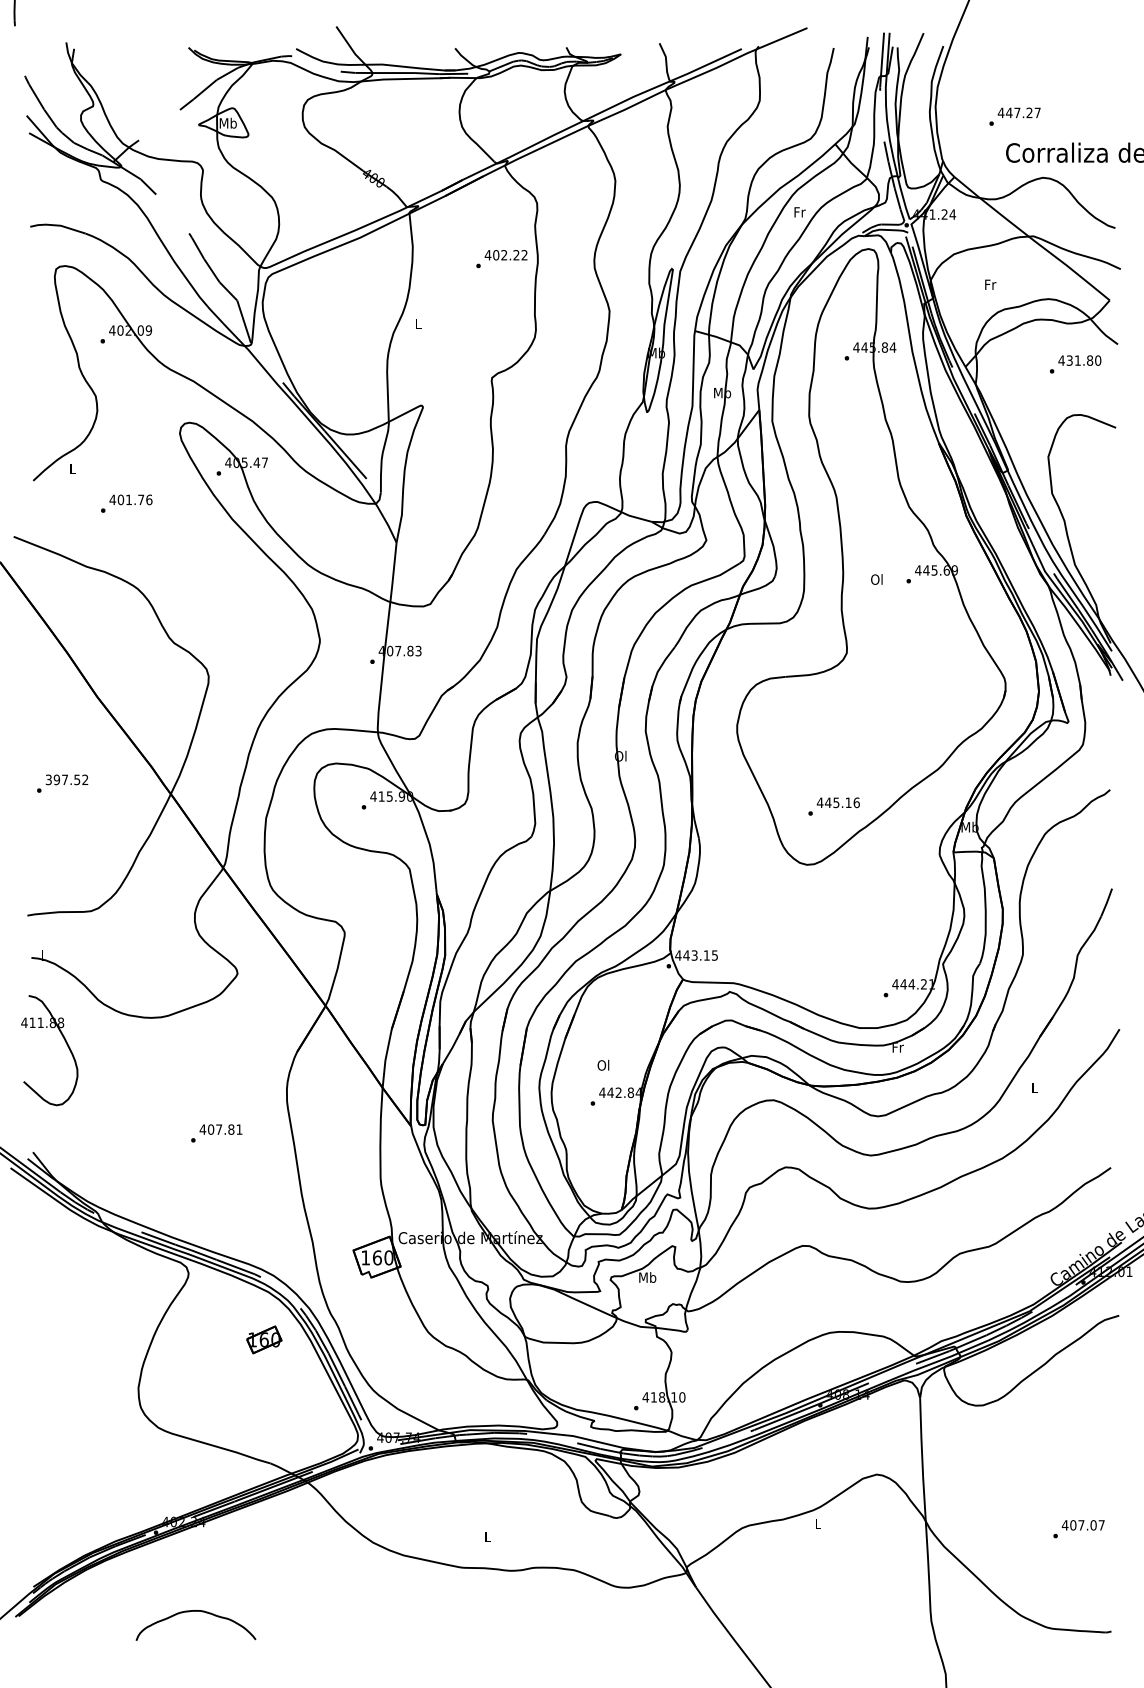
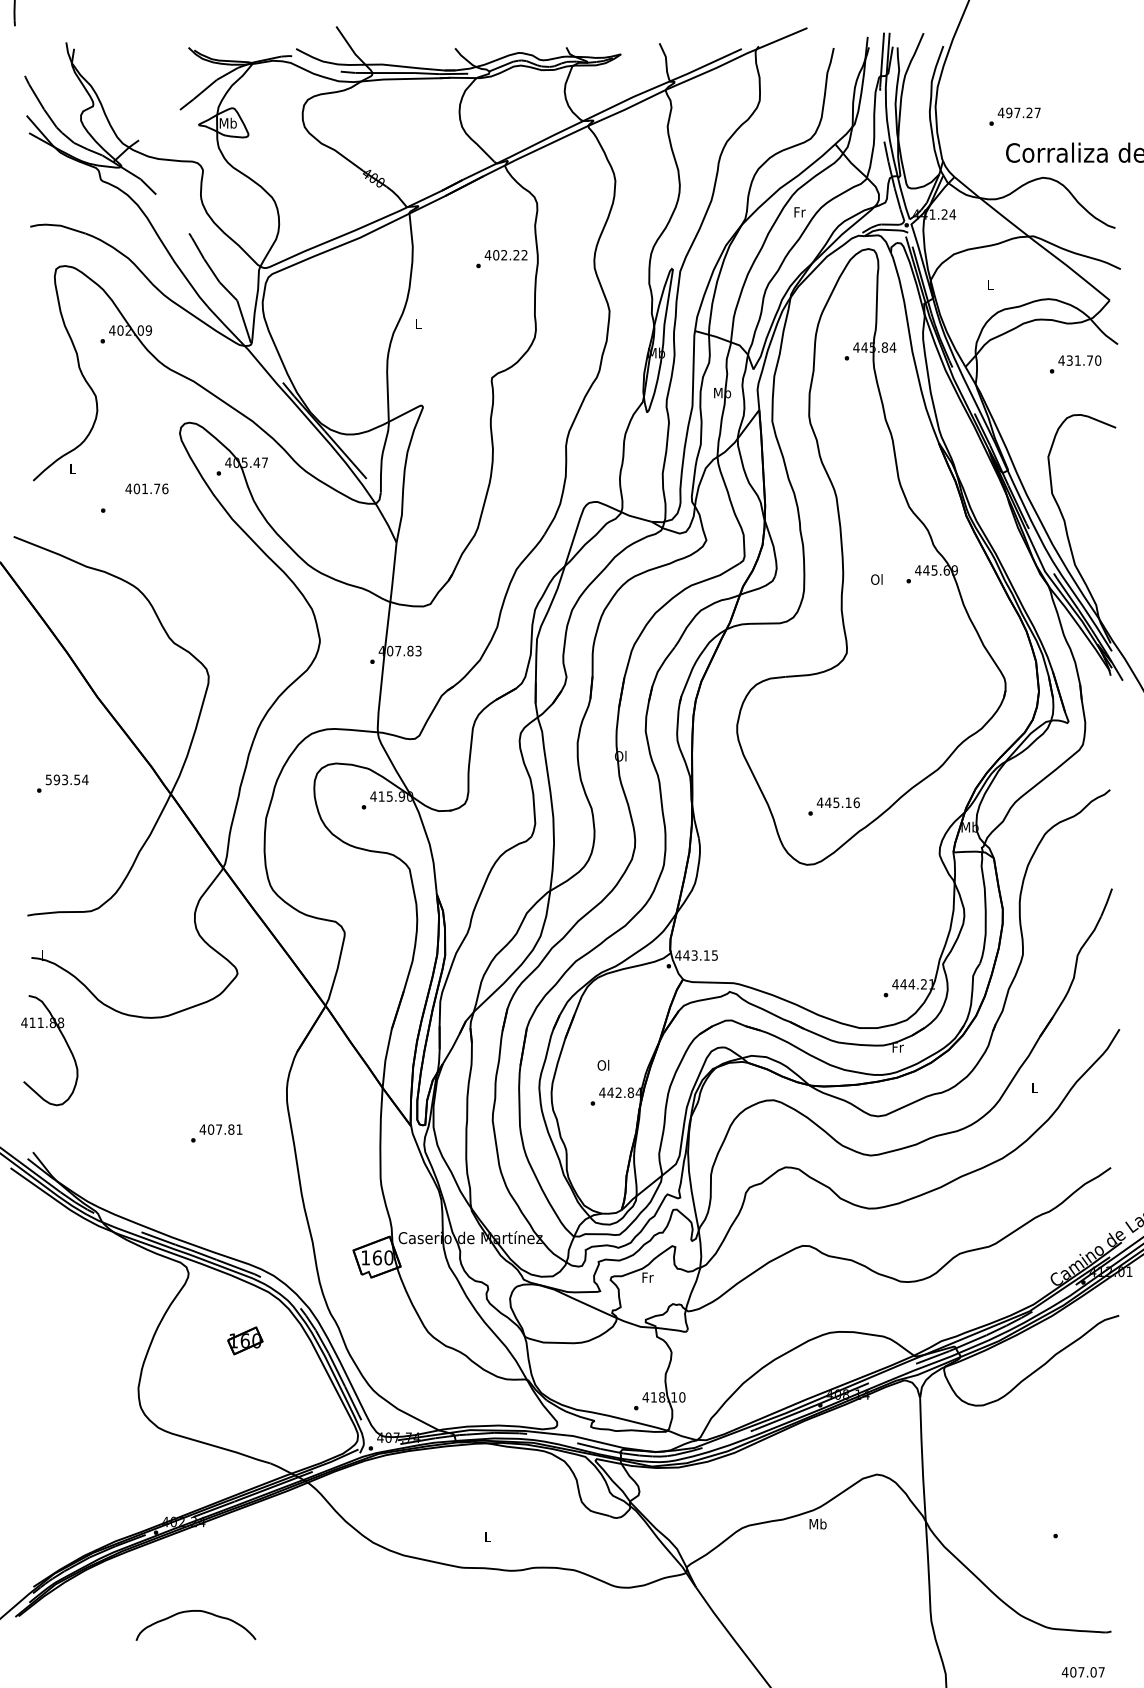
text: 447.27 -> 497.27 (1009, 112)
text: Fr -> L (990, 284)
text: 431.80 -> 431.70 (1090, 360)
text position: (130, 499) -> (146, 488) (146, 488)
text: 397.52 -> 593.54 (67, 779)
text: Mb -> Fr (647, 1277)
part position: (264, 1339) -> (245, 1340) (245, 1340)
text: L -> Mb (817, 1523)
text position: (1082, 1525) -> (1082, 1672) (1082, 1672)
